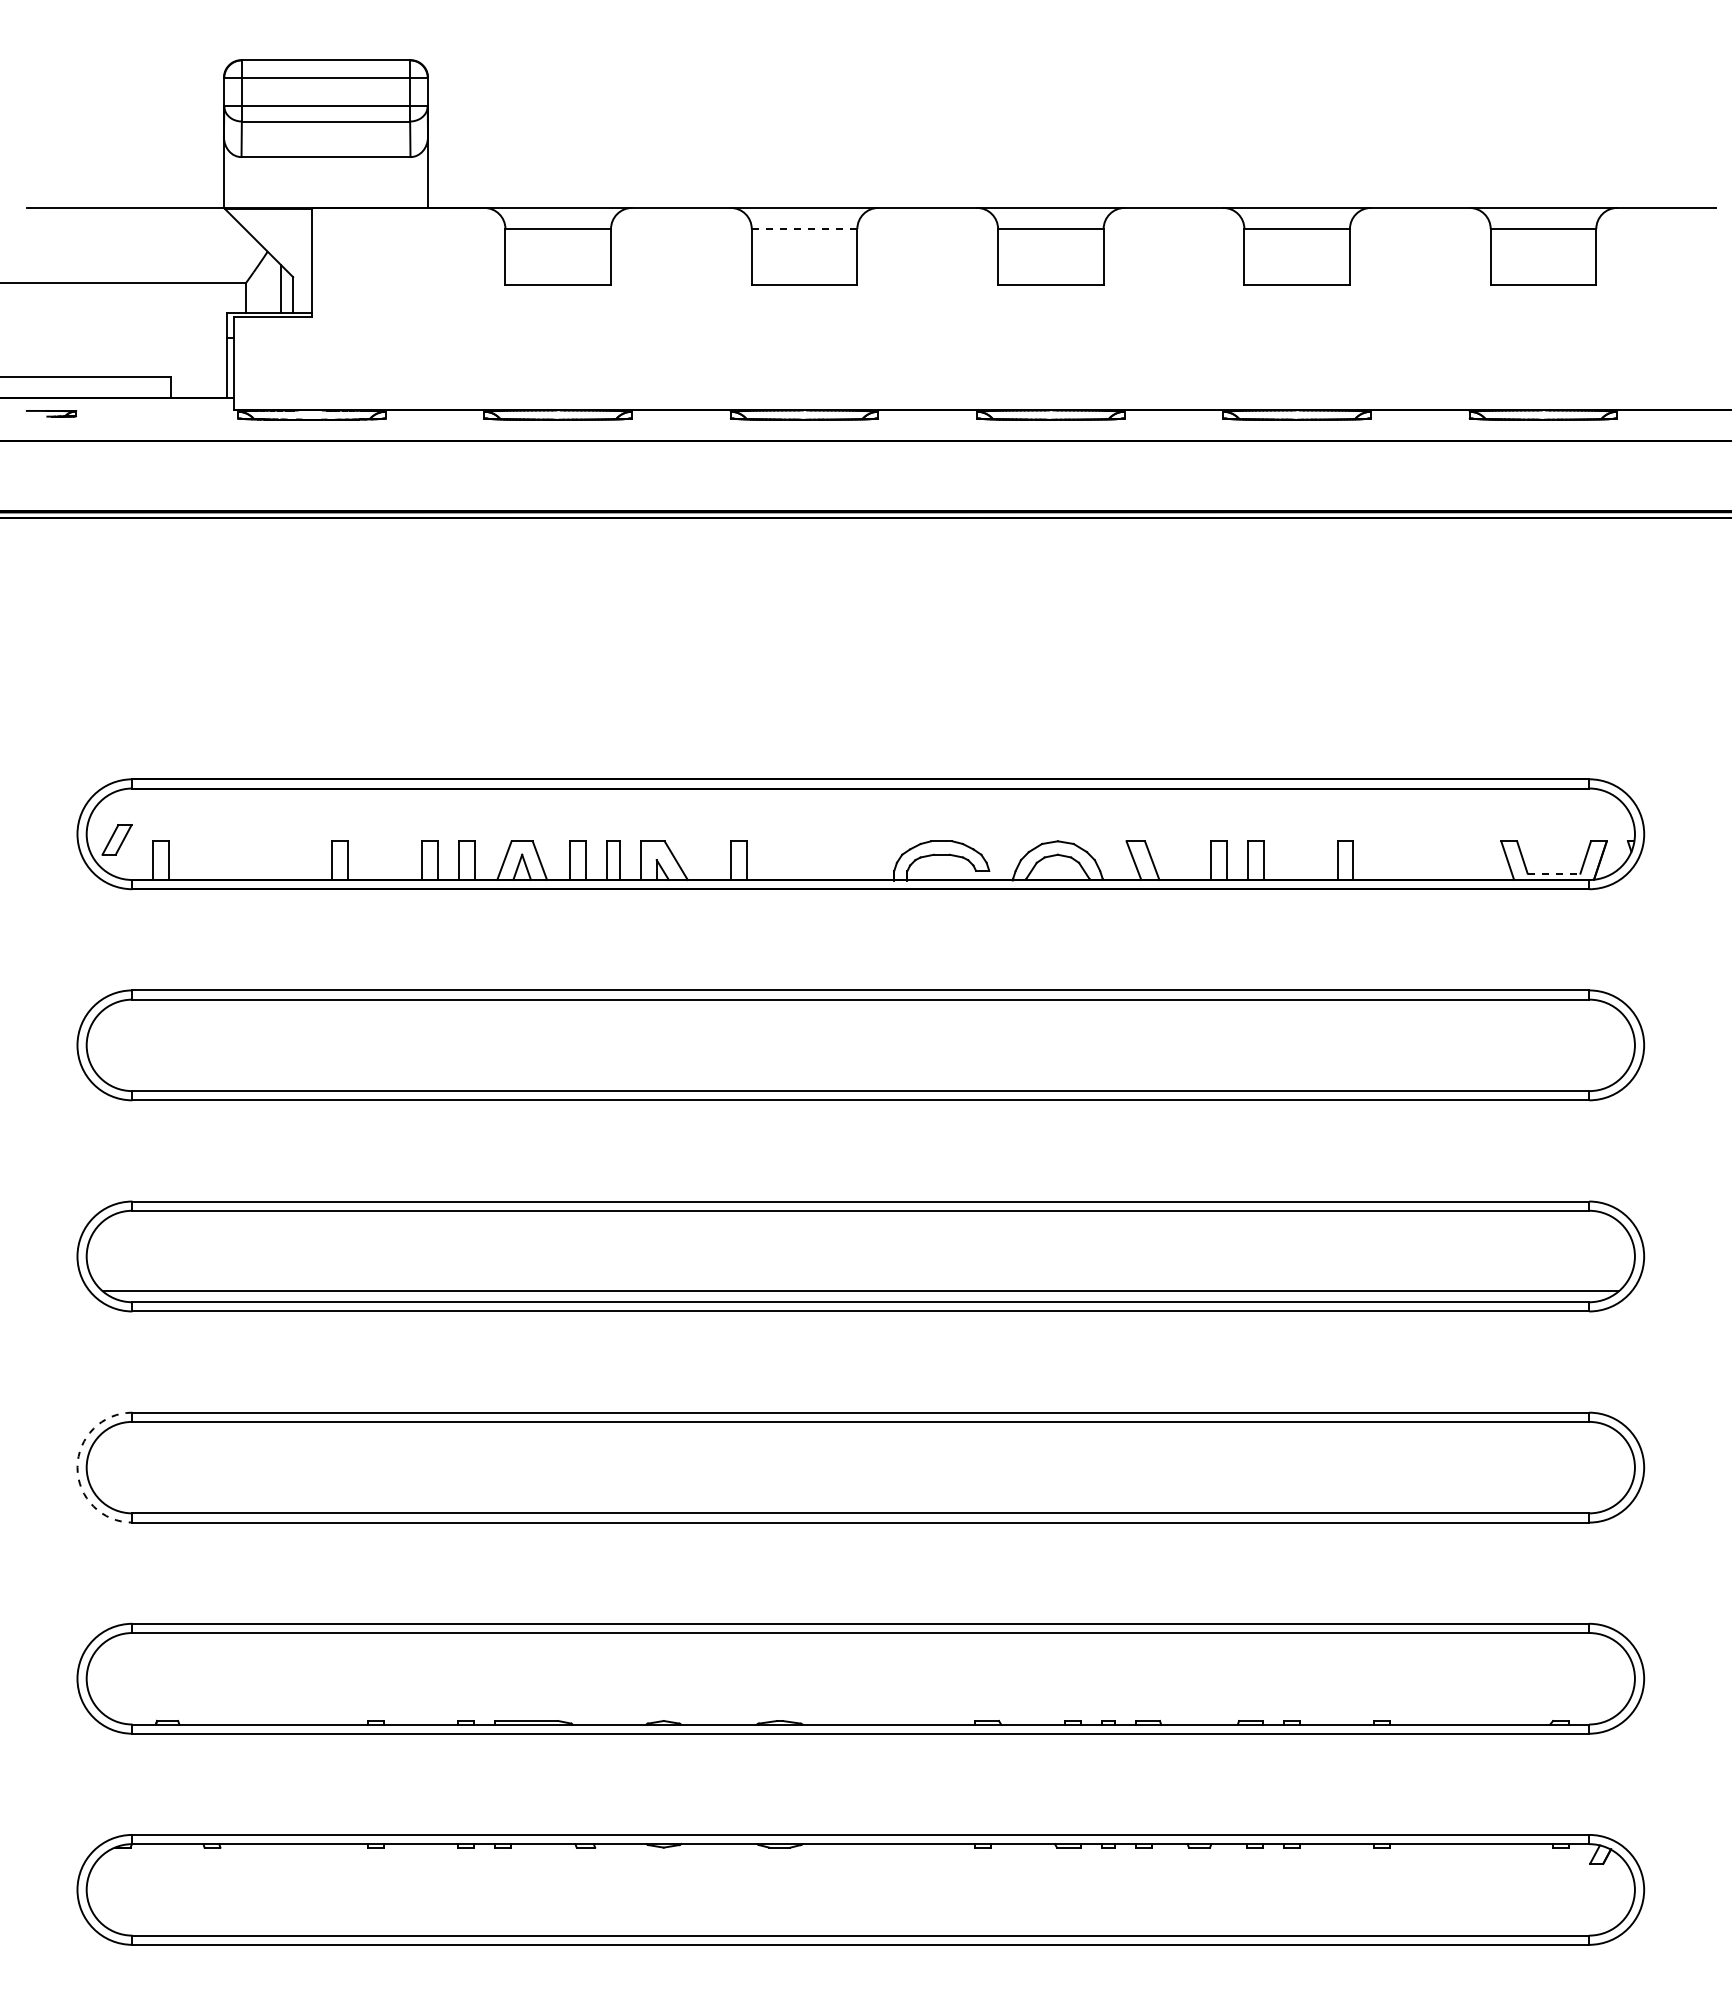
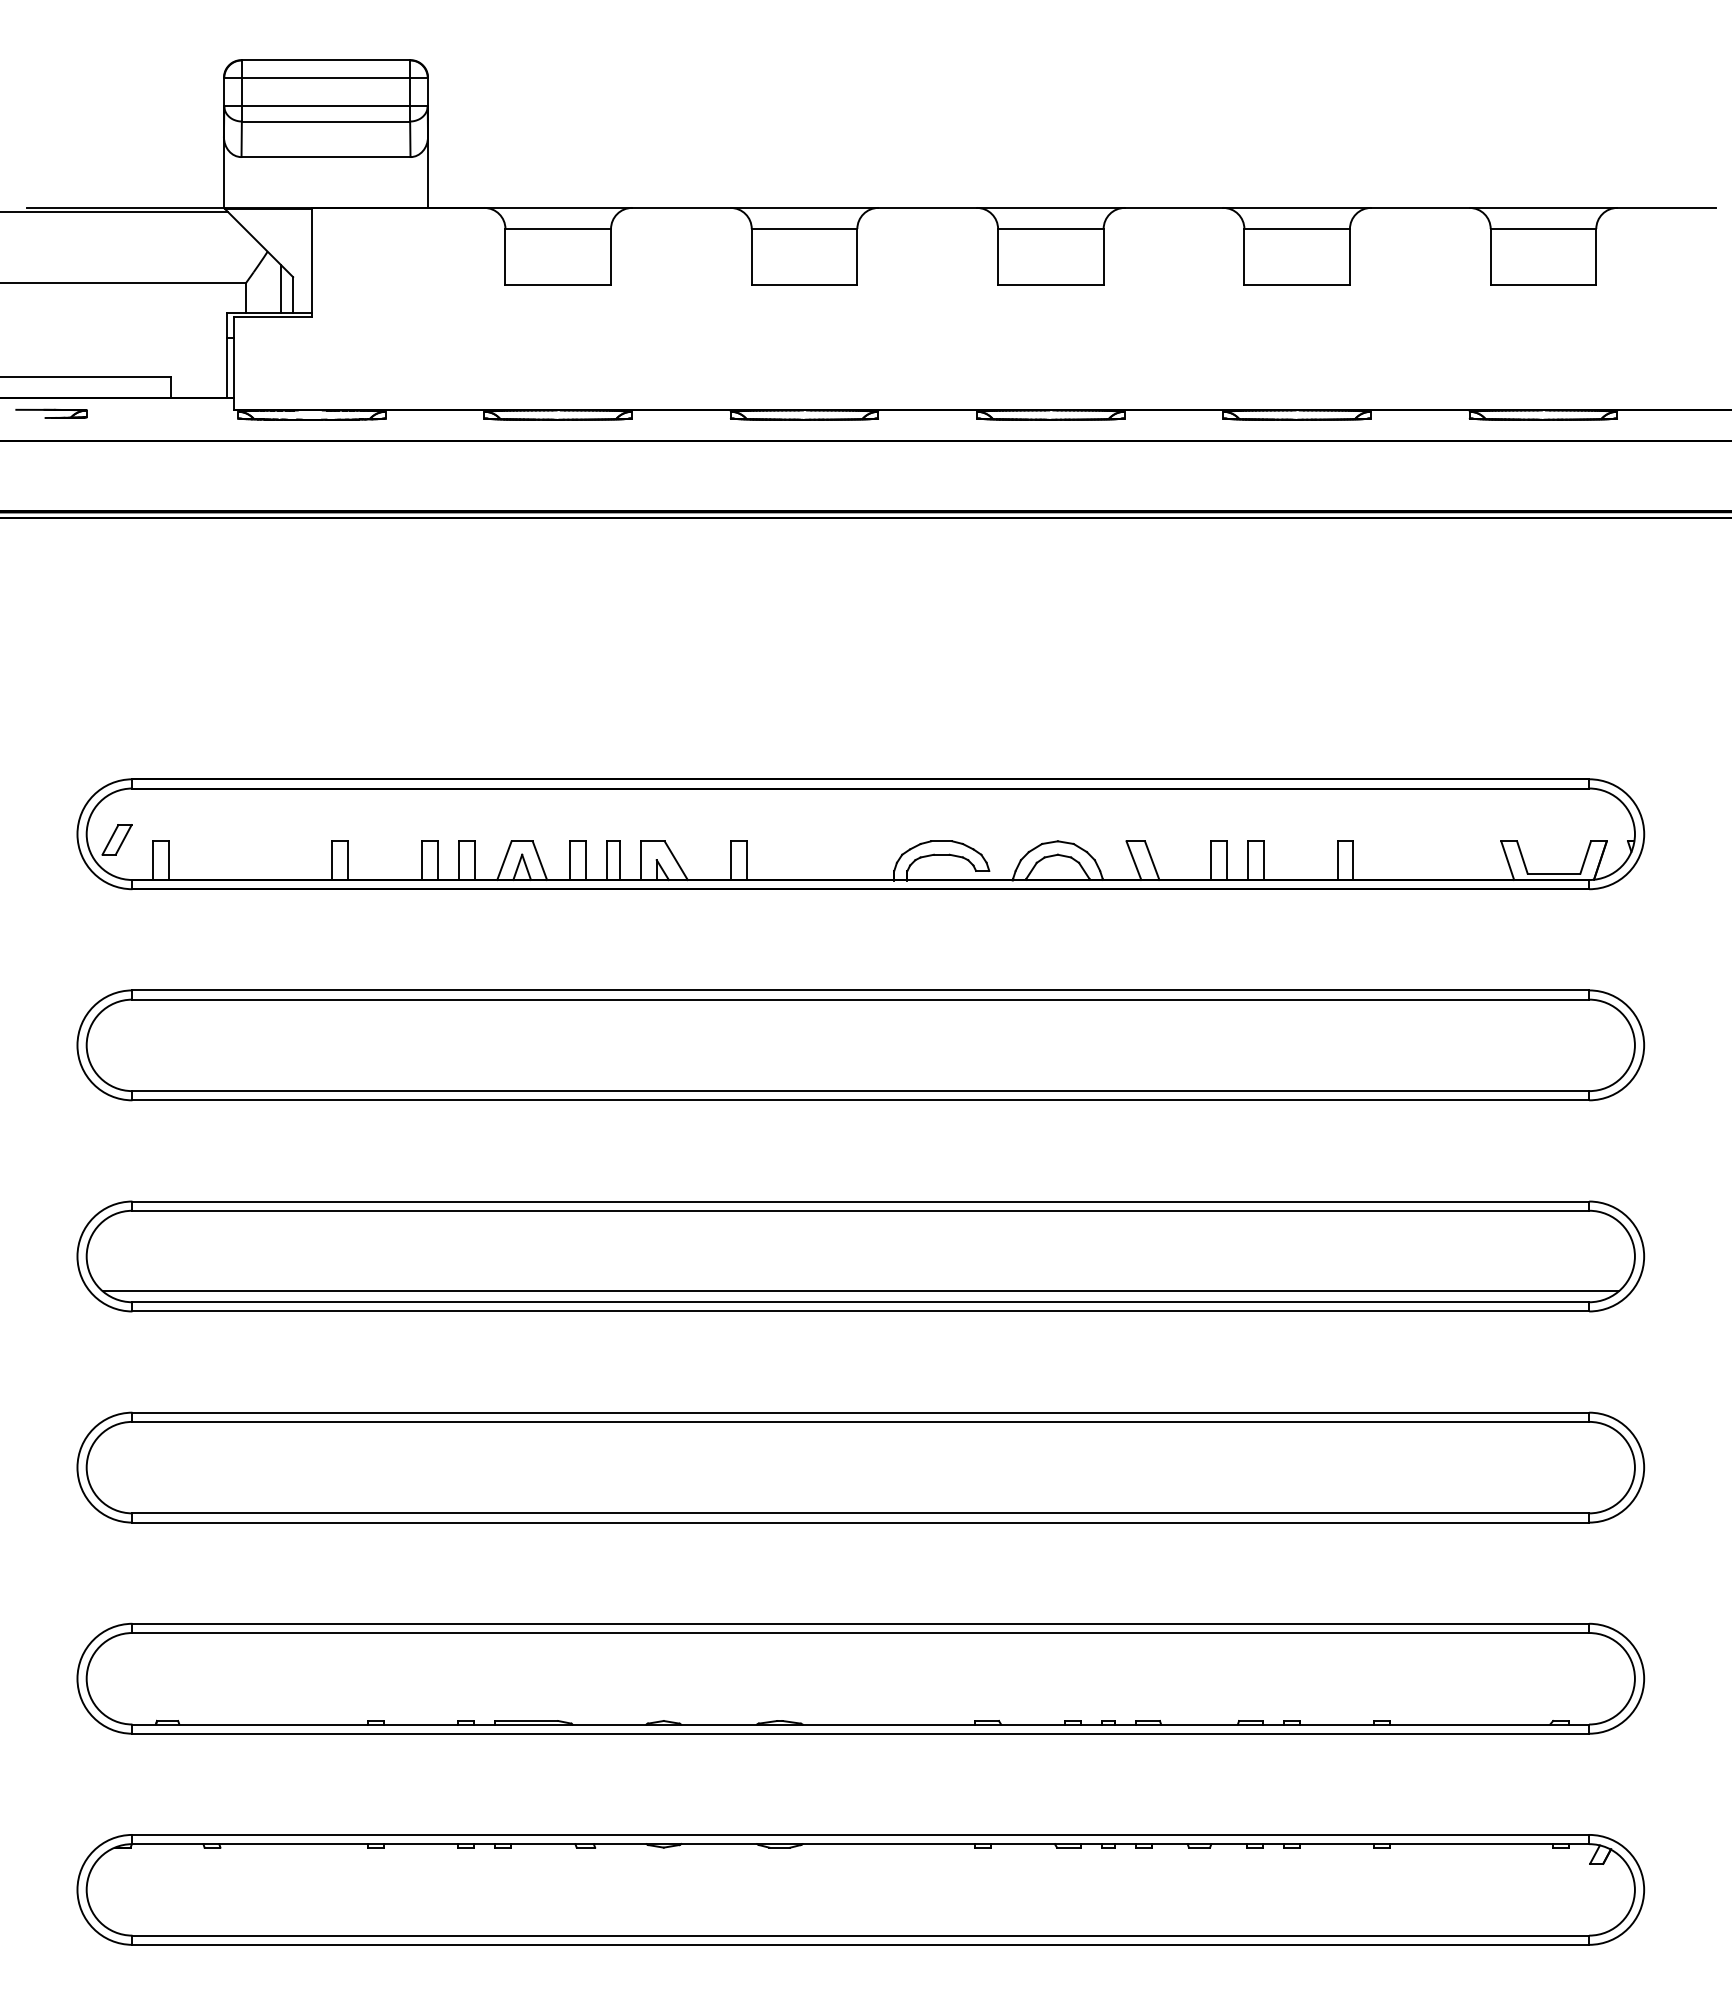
line: none -> present (115, 212)
line: dashed -> solid (804, 229)
part size: 51x8 px -> 73x11 px (51, 413)
line: dashed -> solid (1554, 873)
arc: dashed -> solid (77, 1467)
